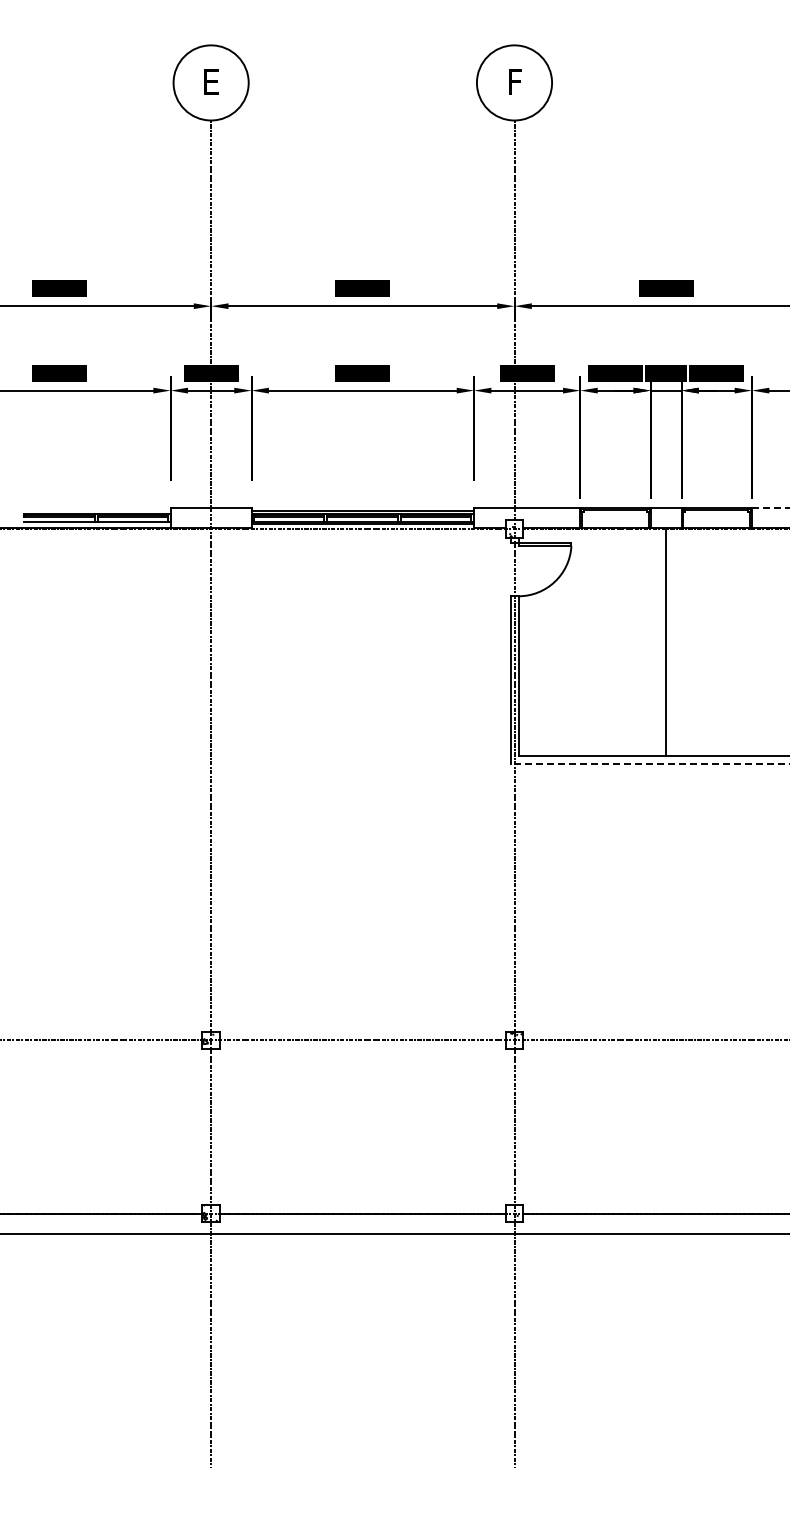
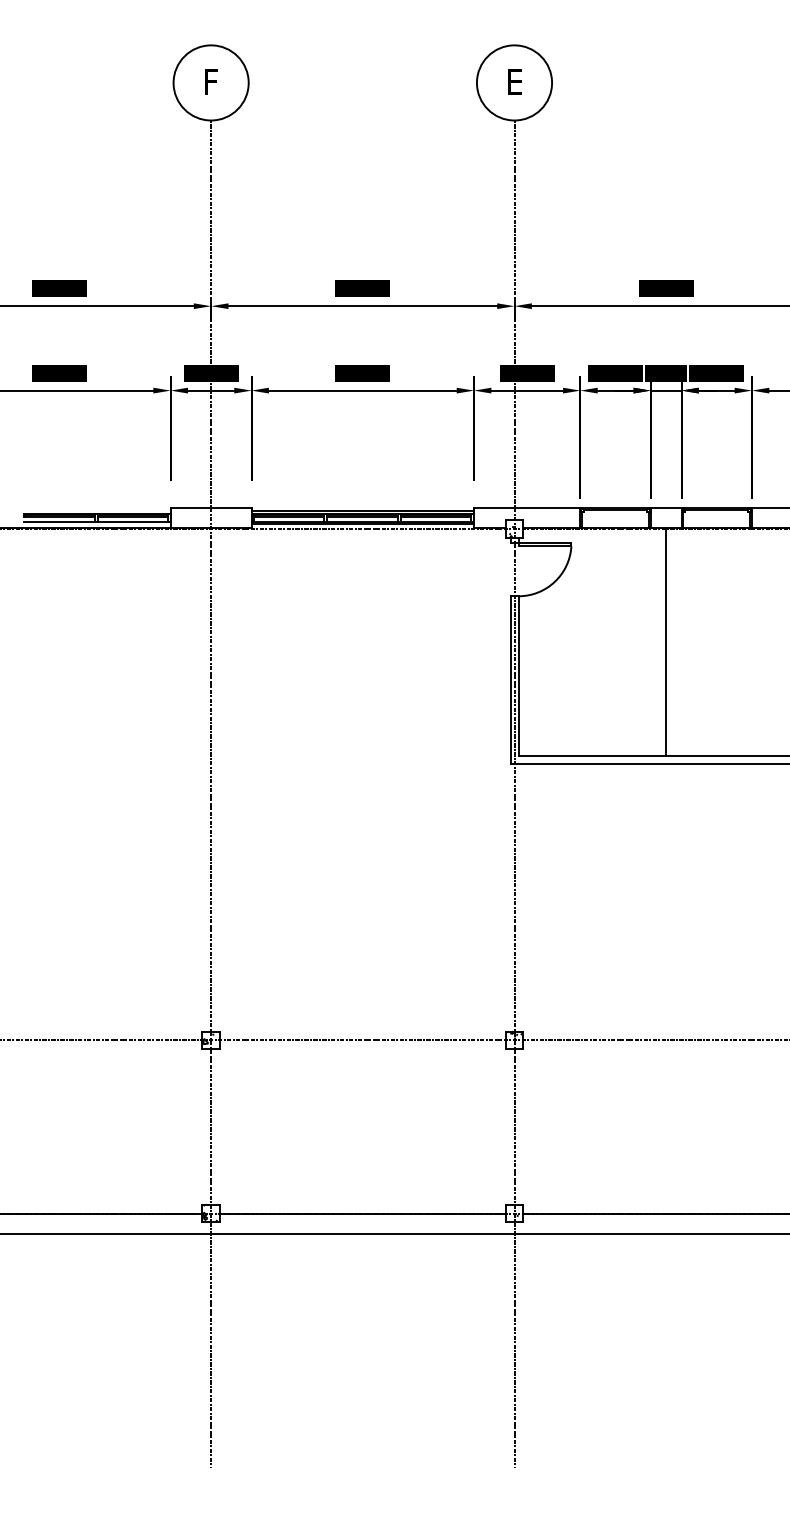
text: E -> F (211, 81)
text: F -> E (514, 81)
line: dashed -> solid (770, 507)
line: dashed -> solid (649, 764)
